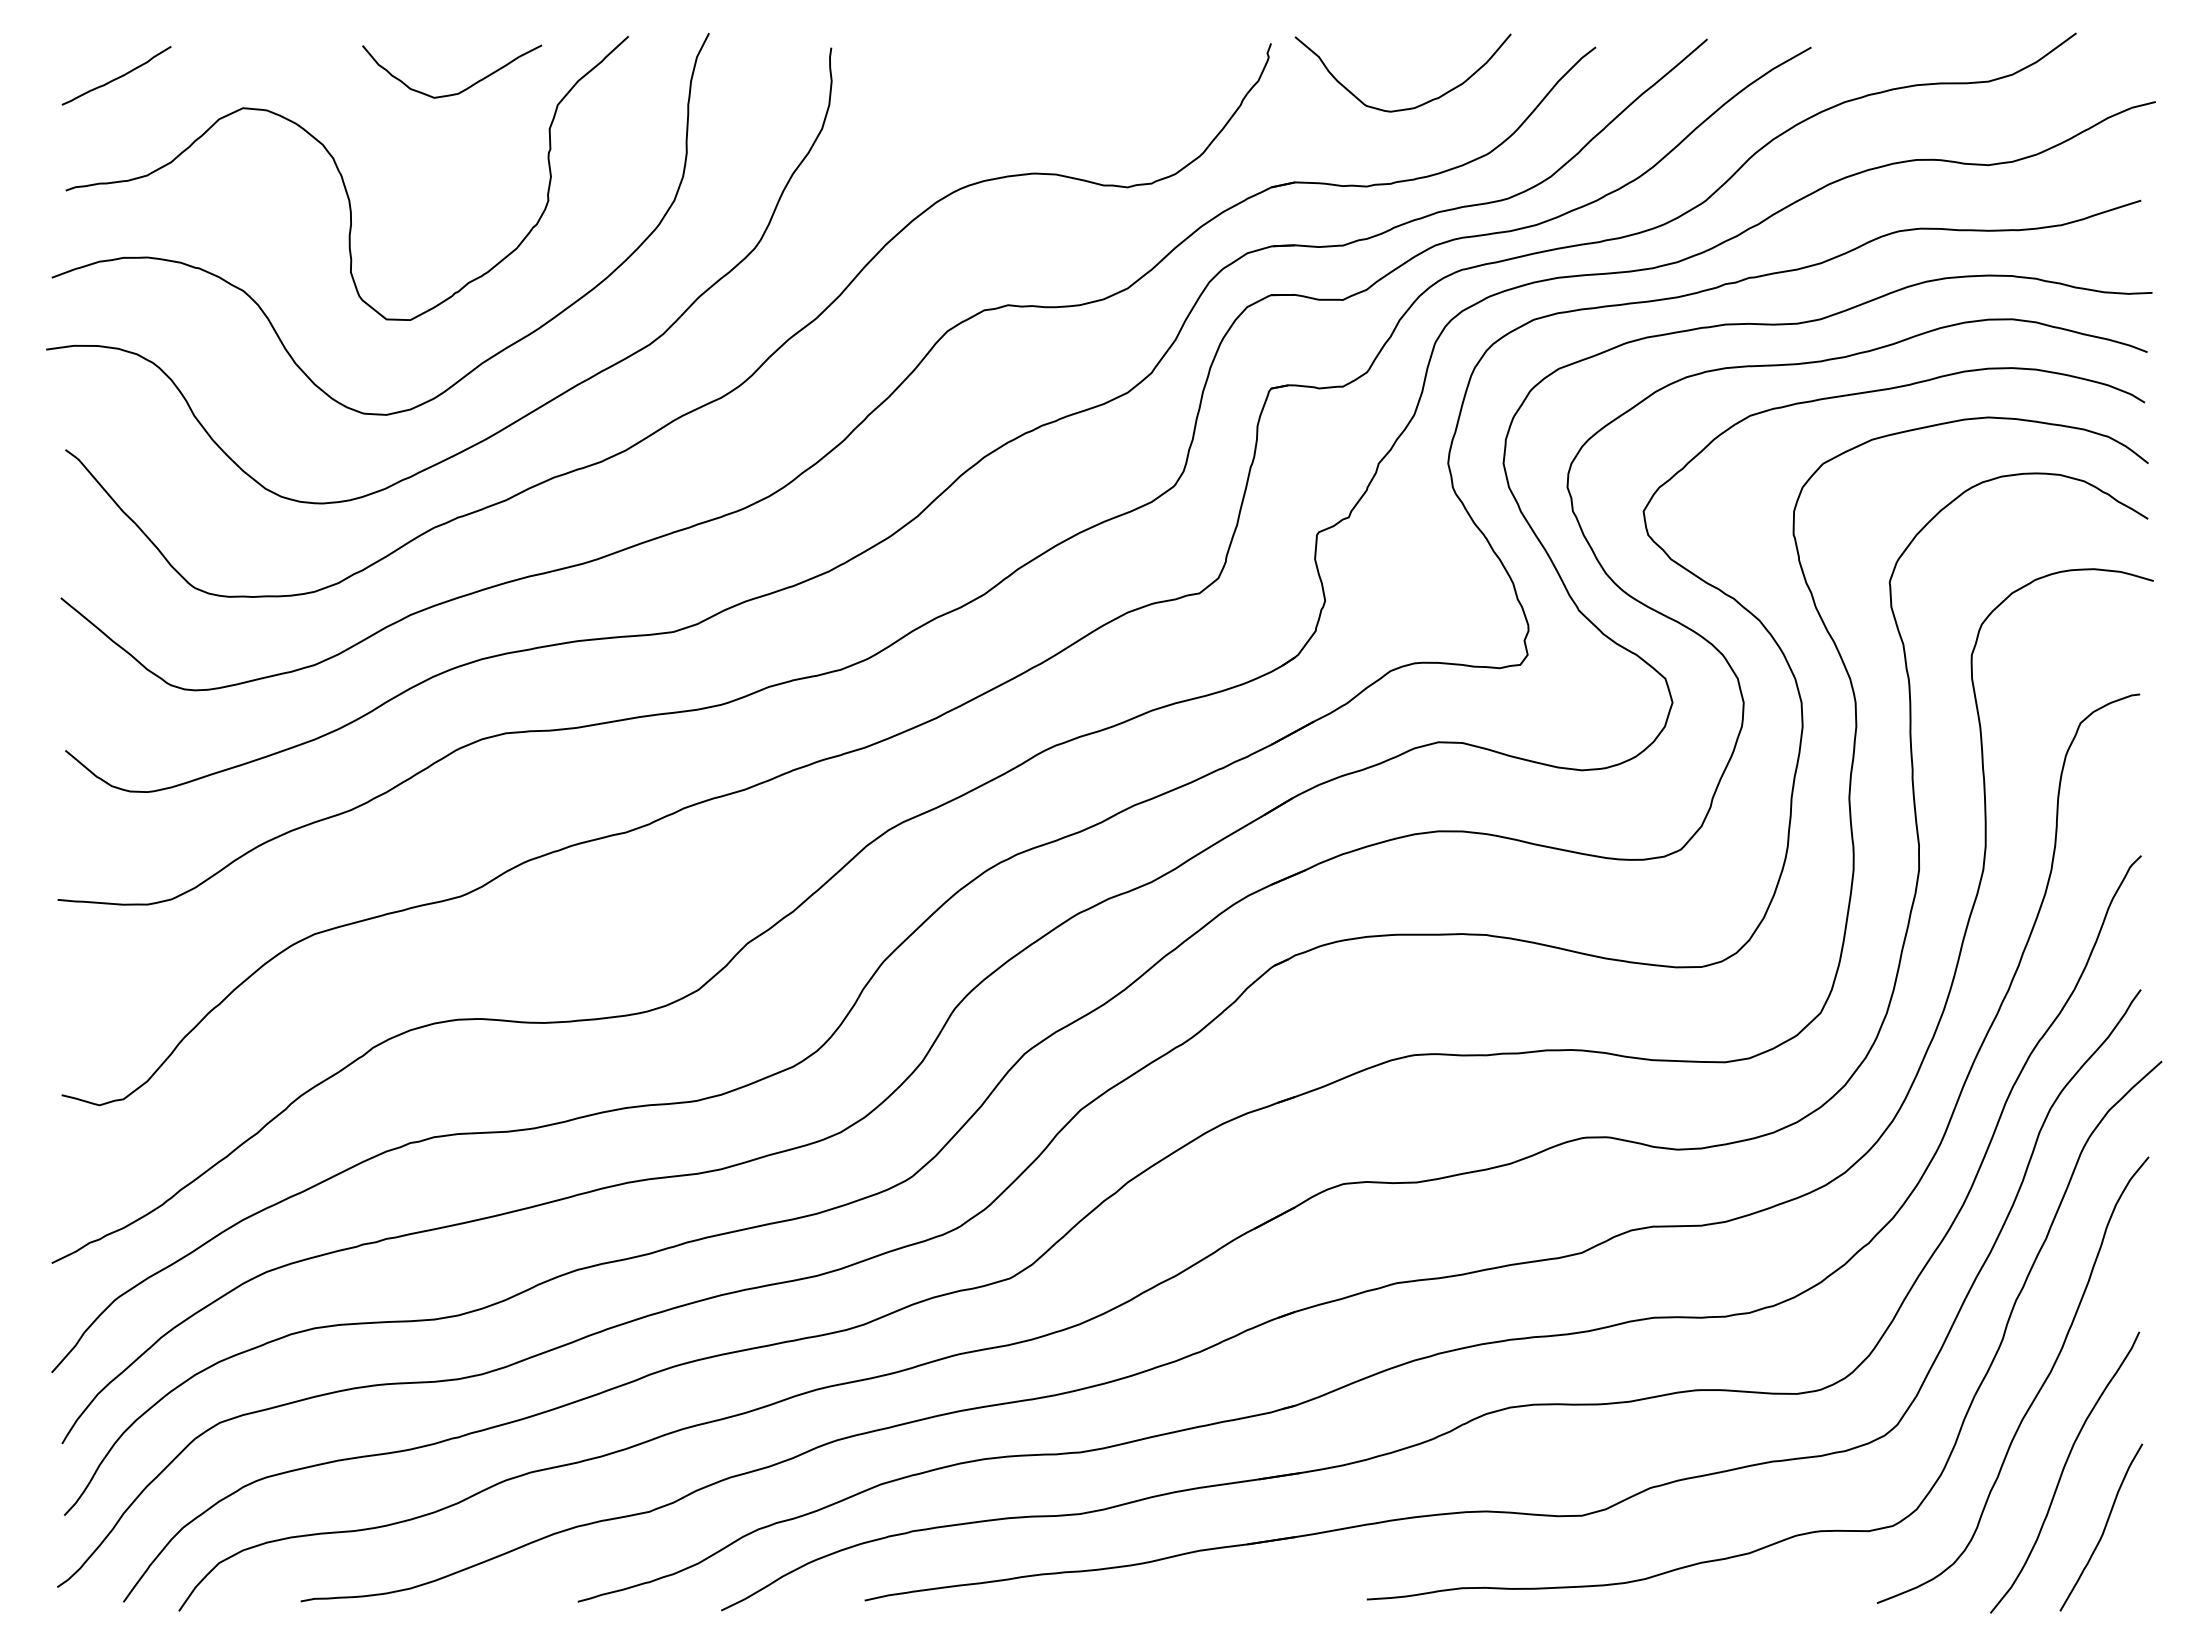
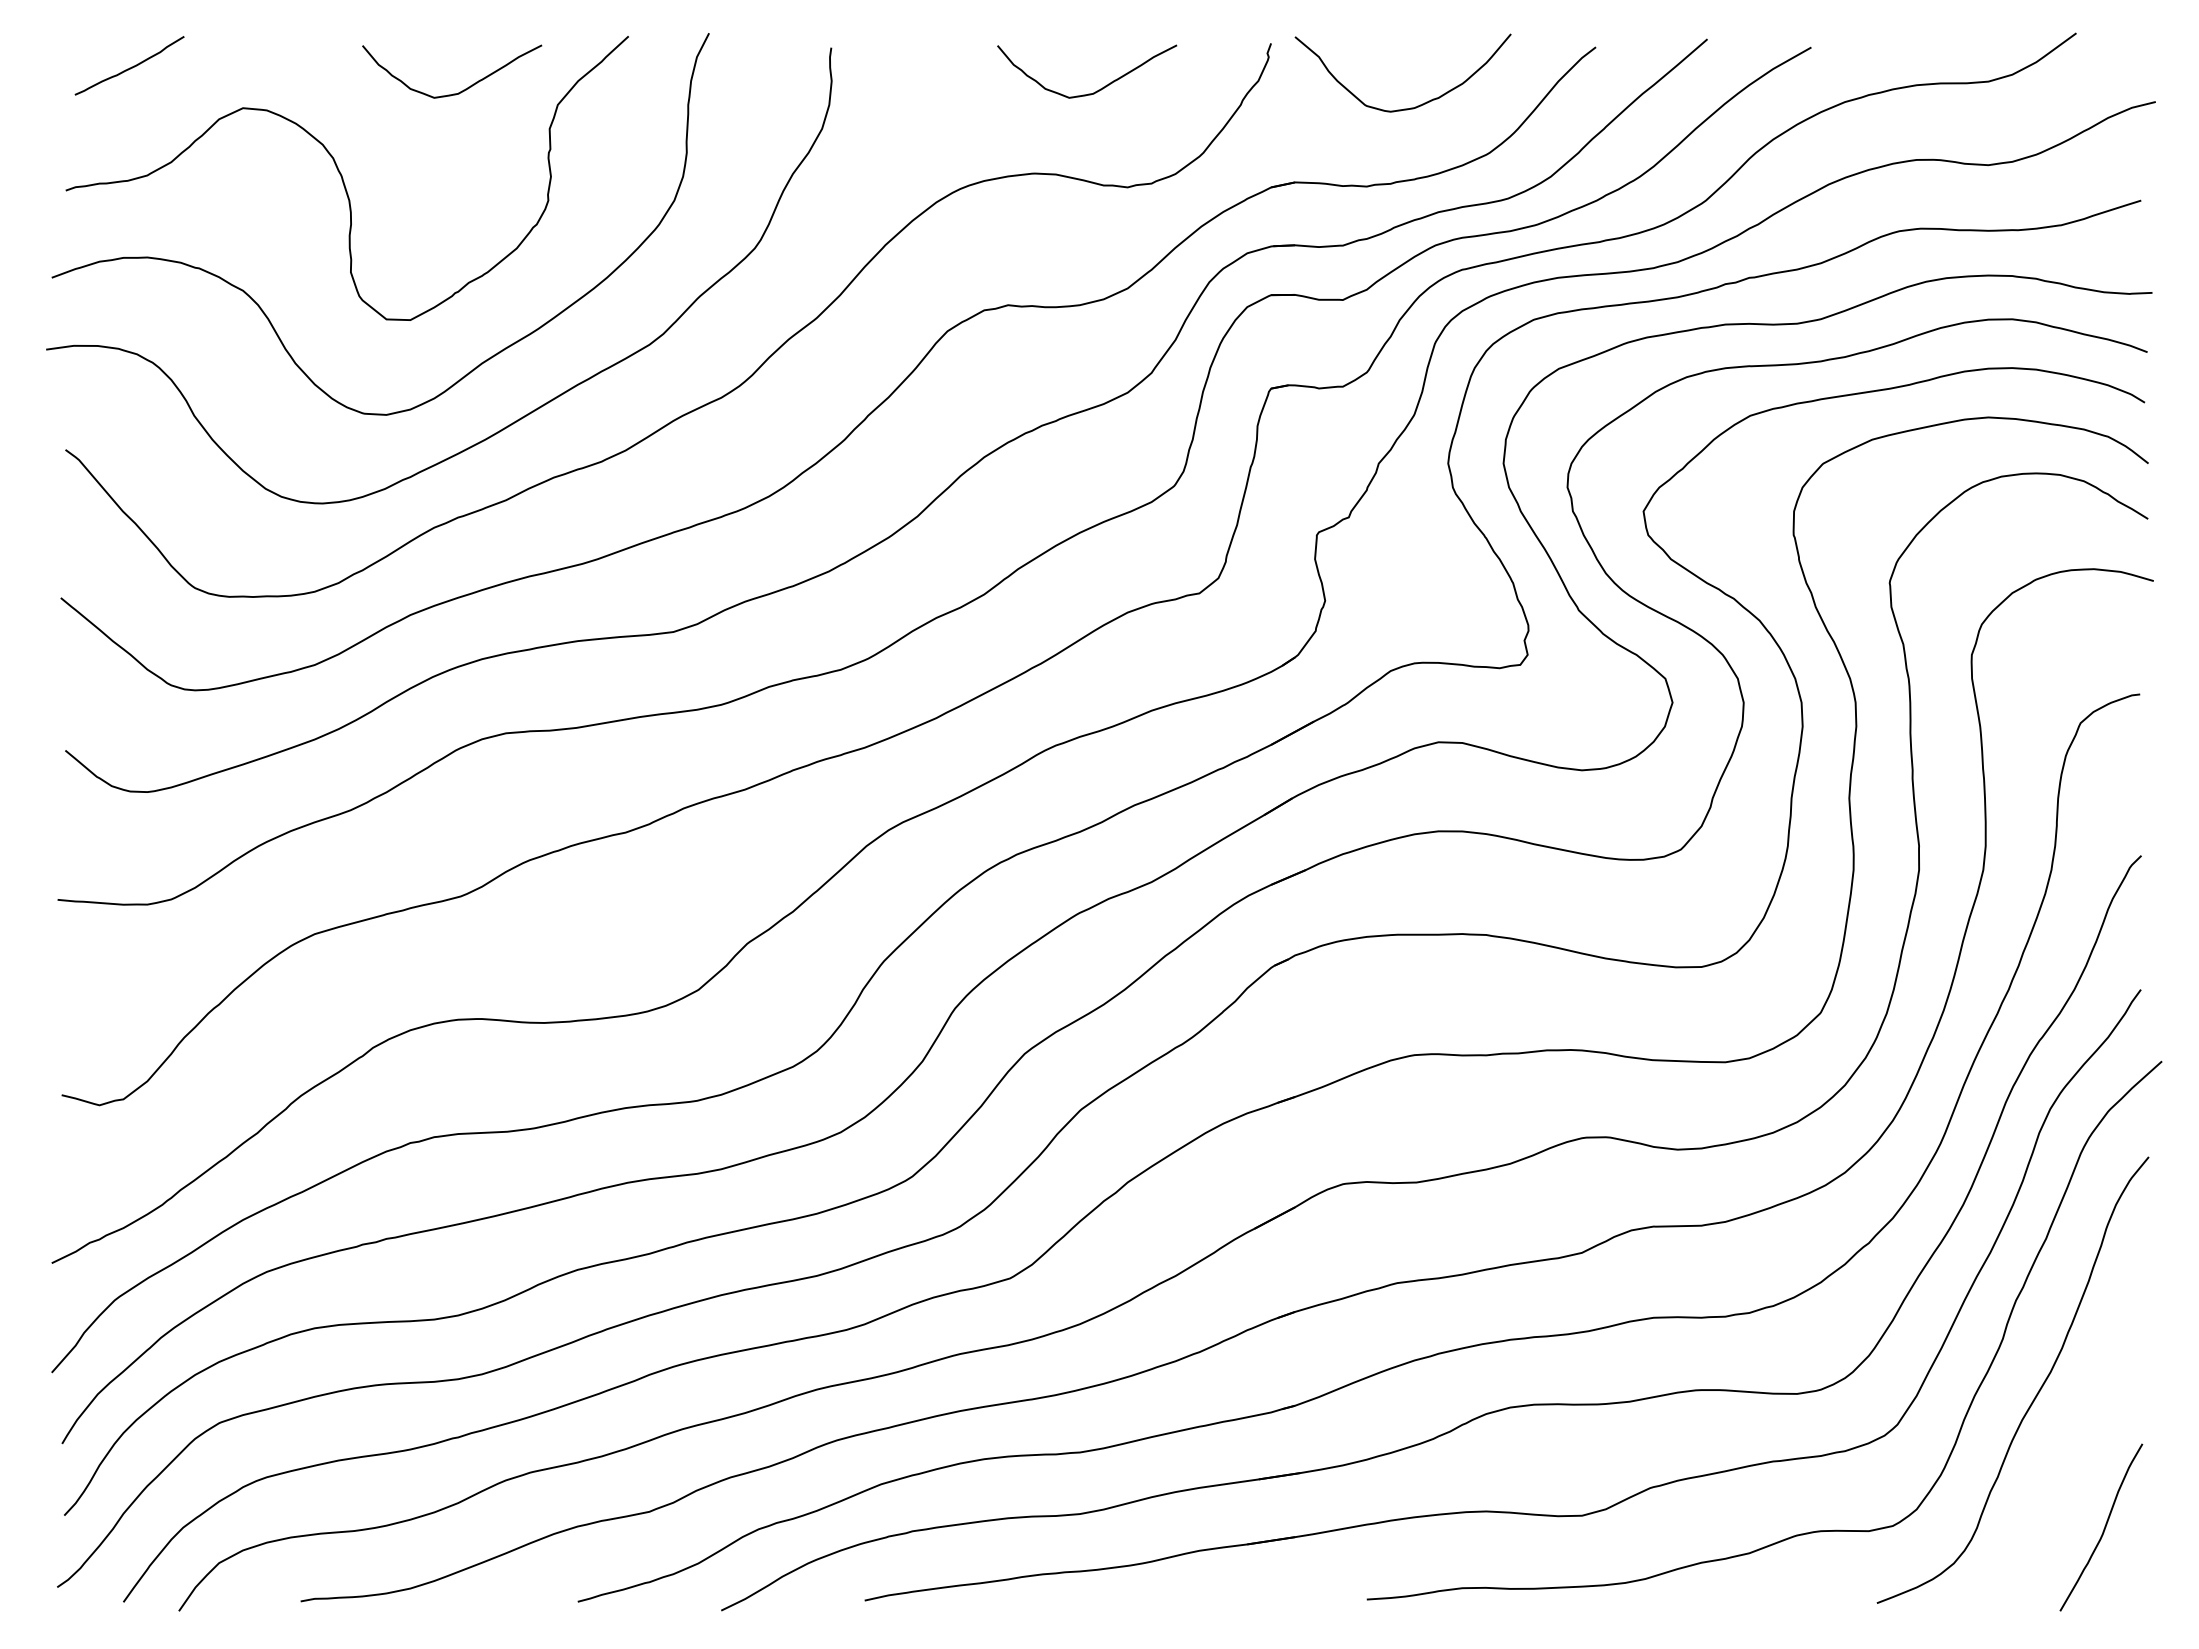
curve position: (116, 77) -> (129, 67) (129, 67)
curve: none -> present (1098, 89)
curve: present -> none (2063, 1472)
